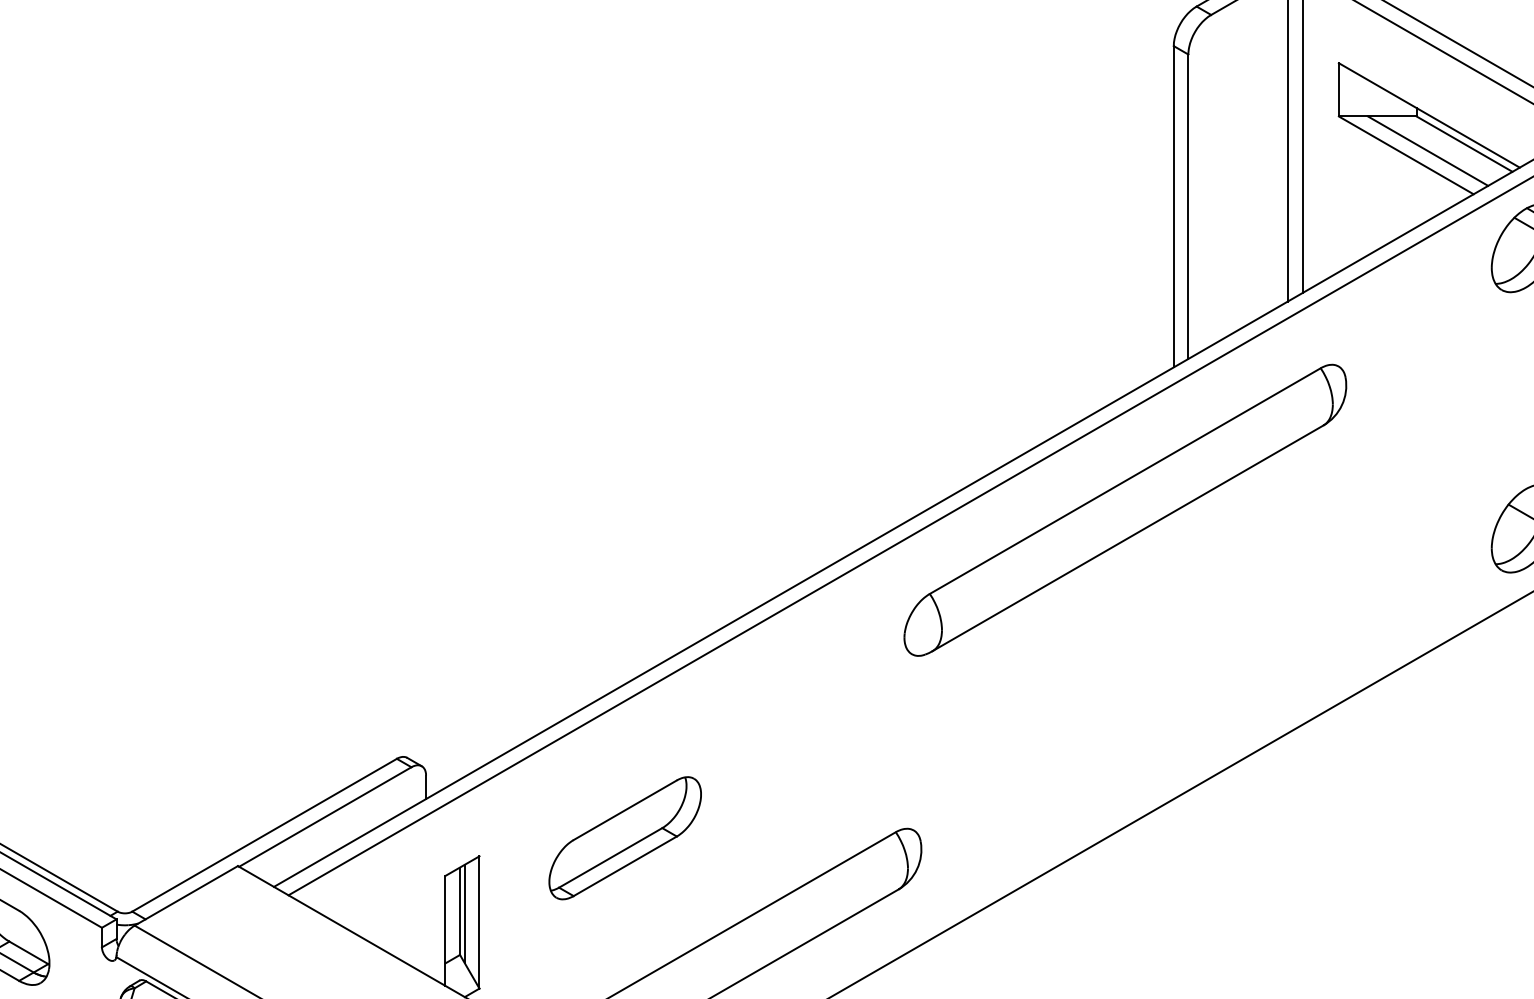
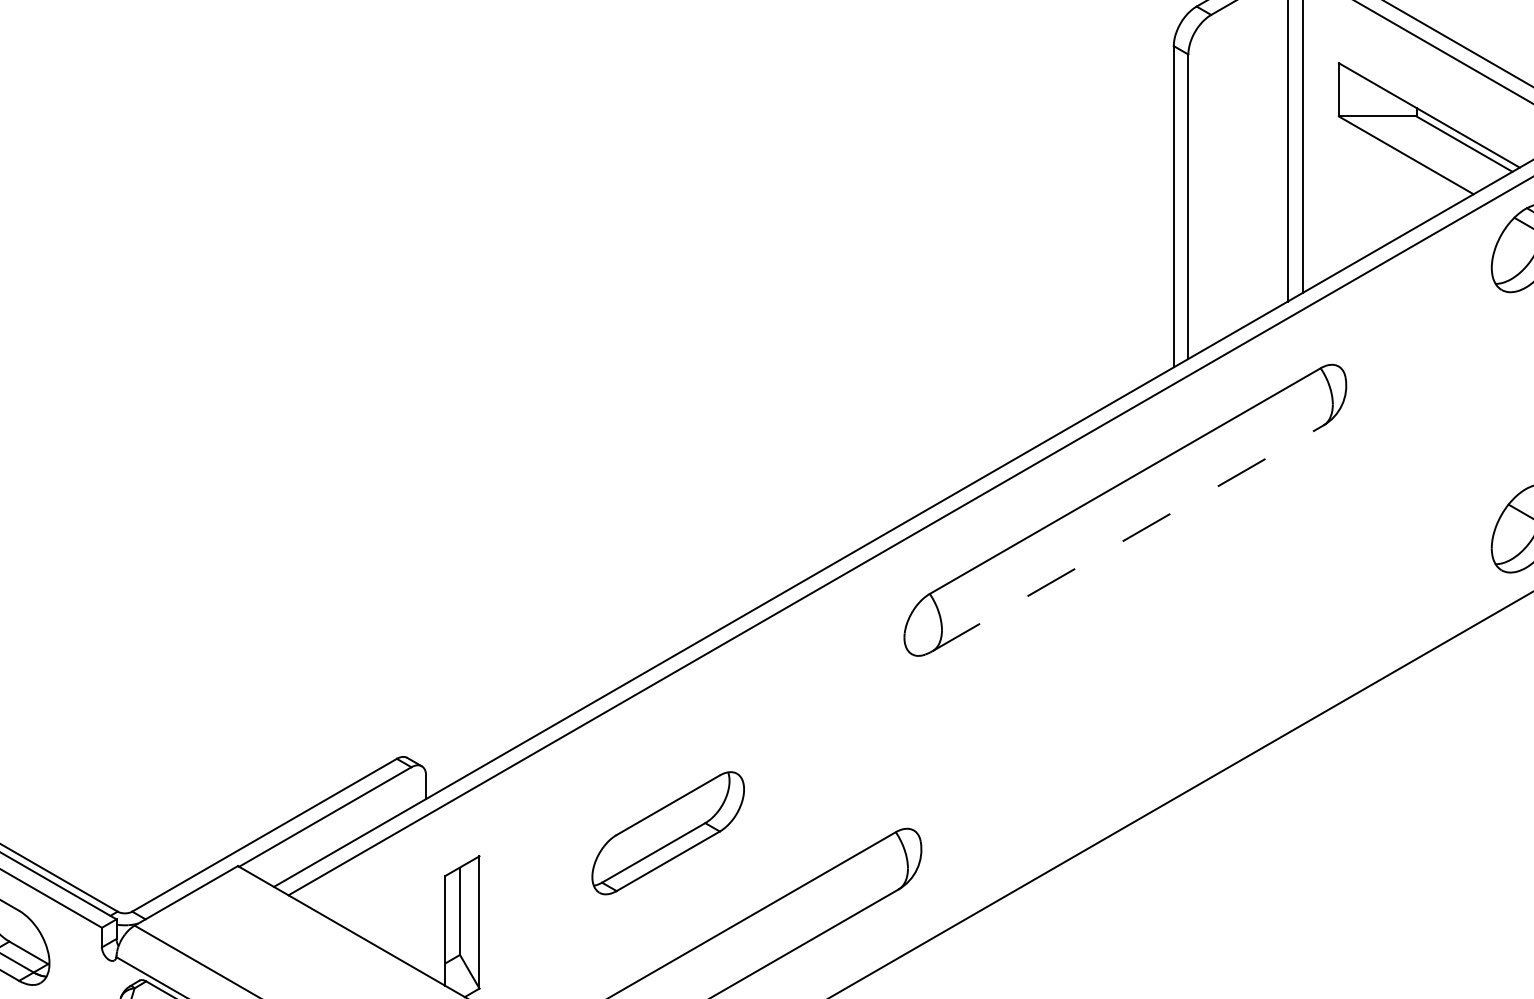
line: present -> none (1428, 150)
line: solid -> dashed (1127, 538)
part position: (624, 838) -> (667, 833) (667, 833)
line: present -> none (464, 913)
